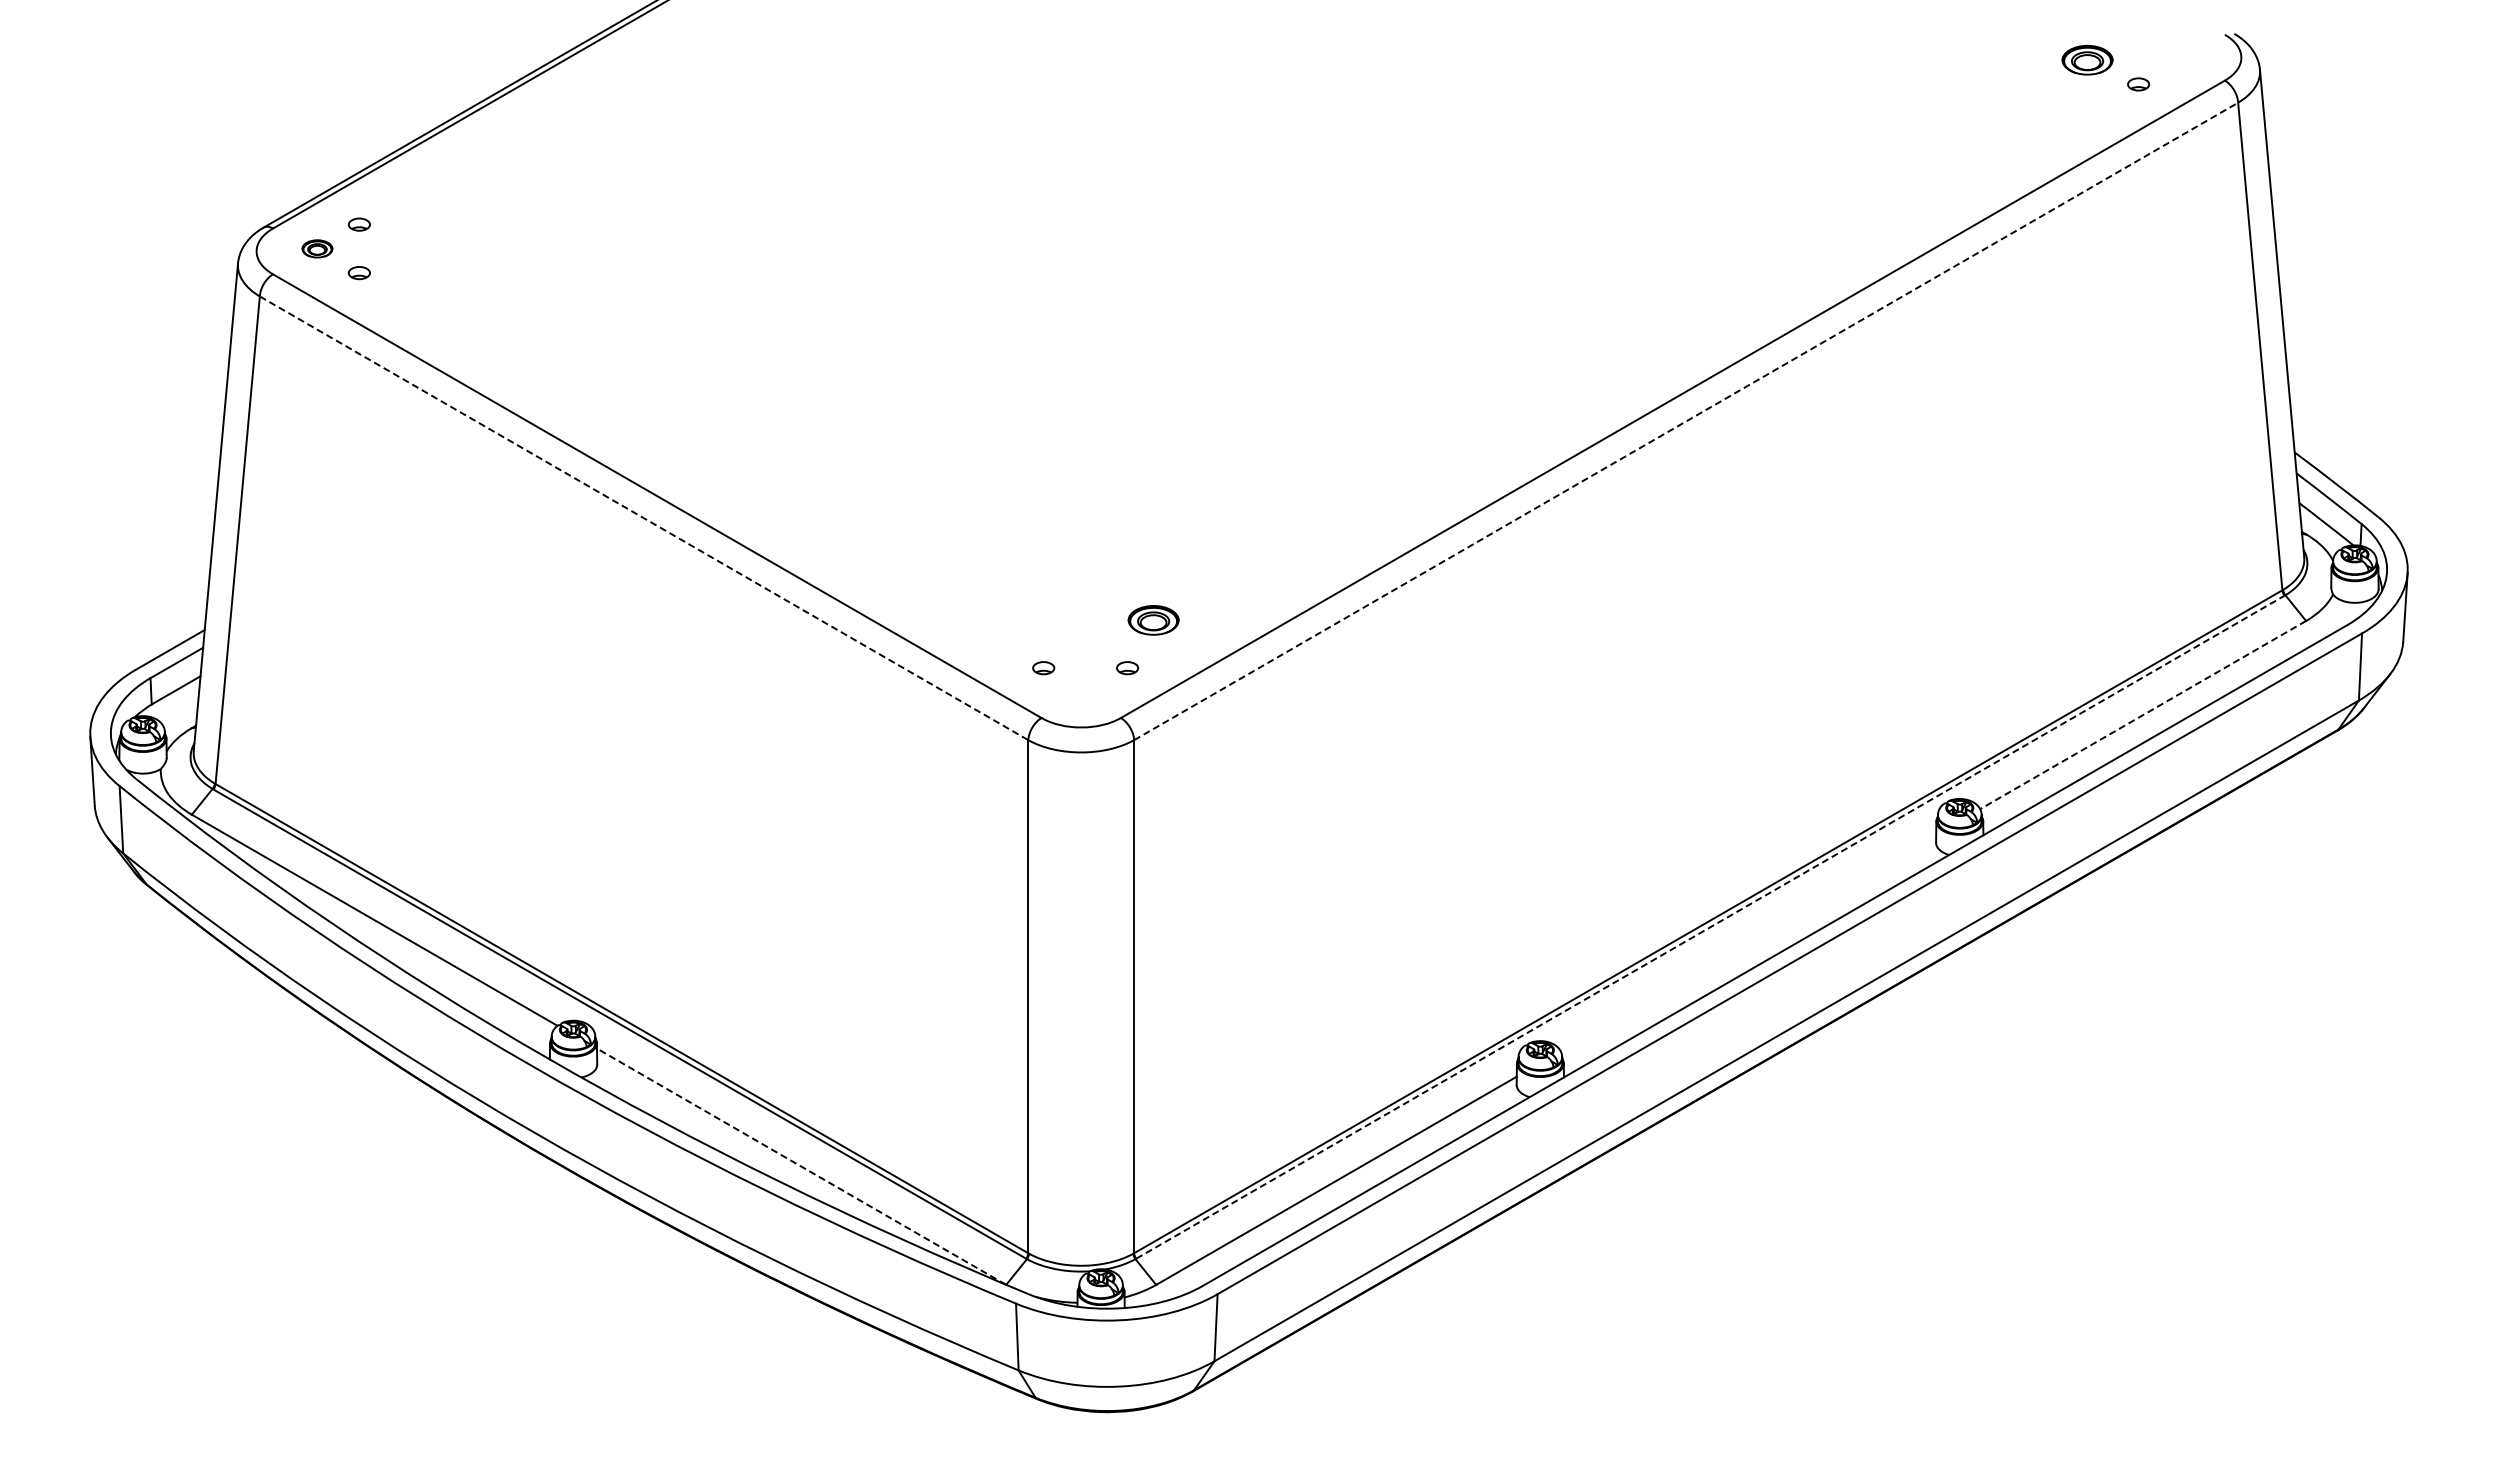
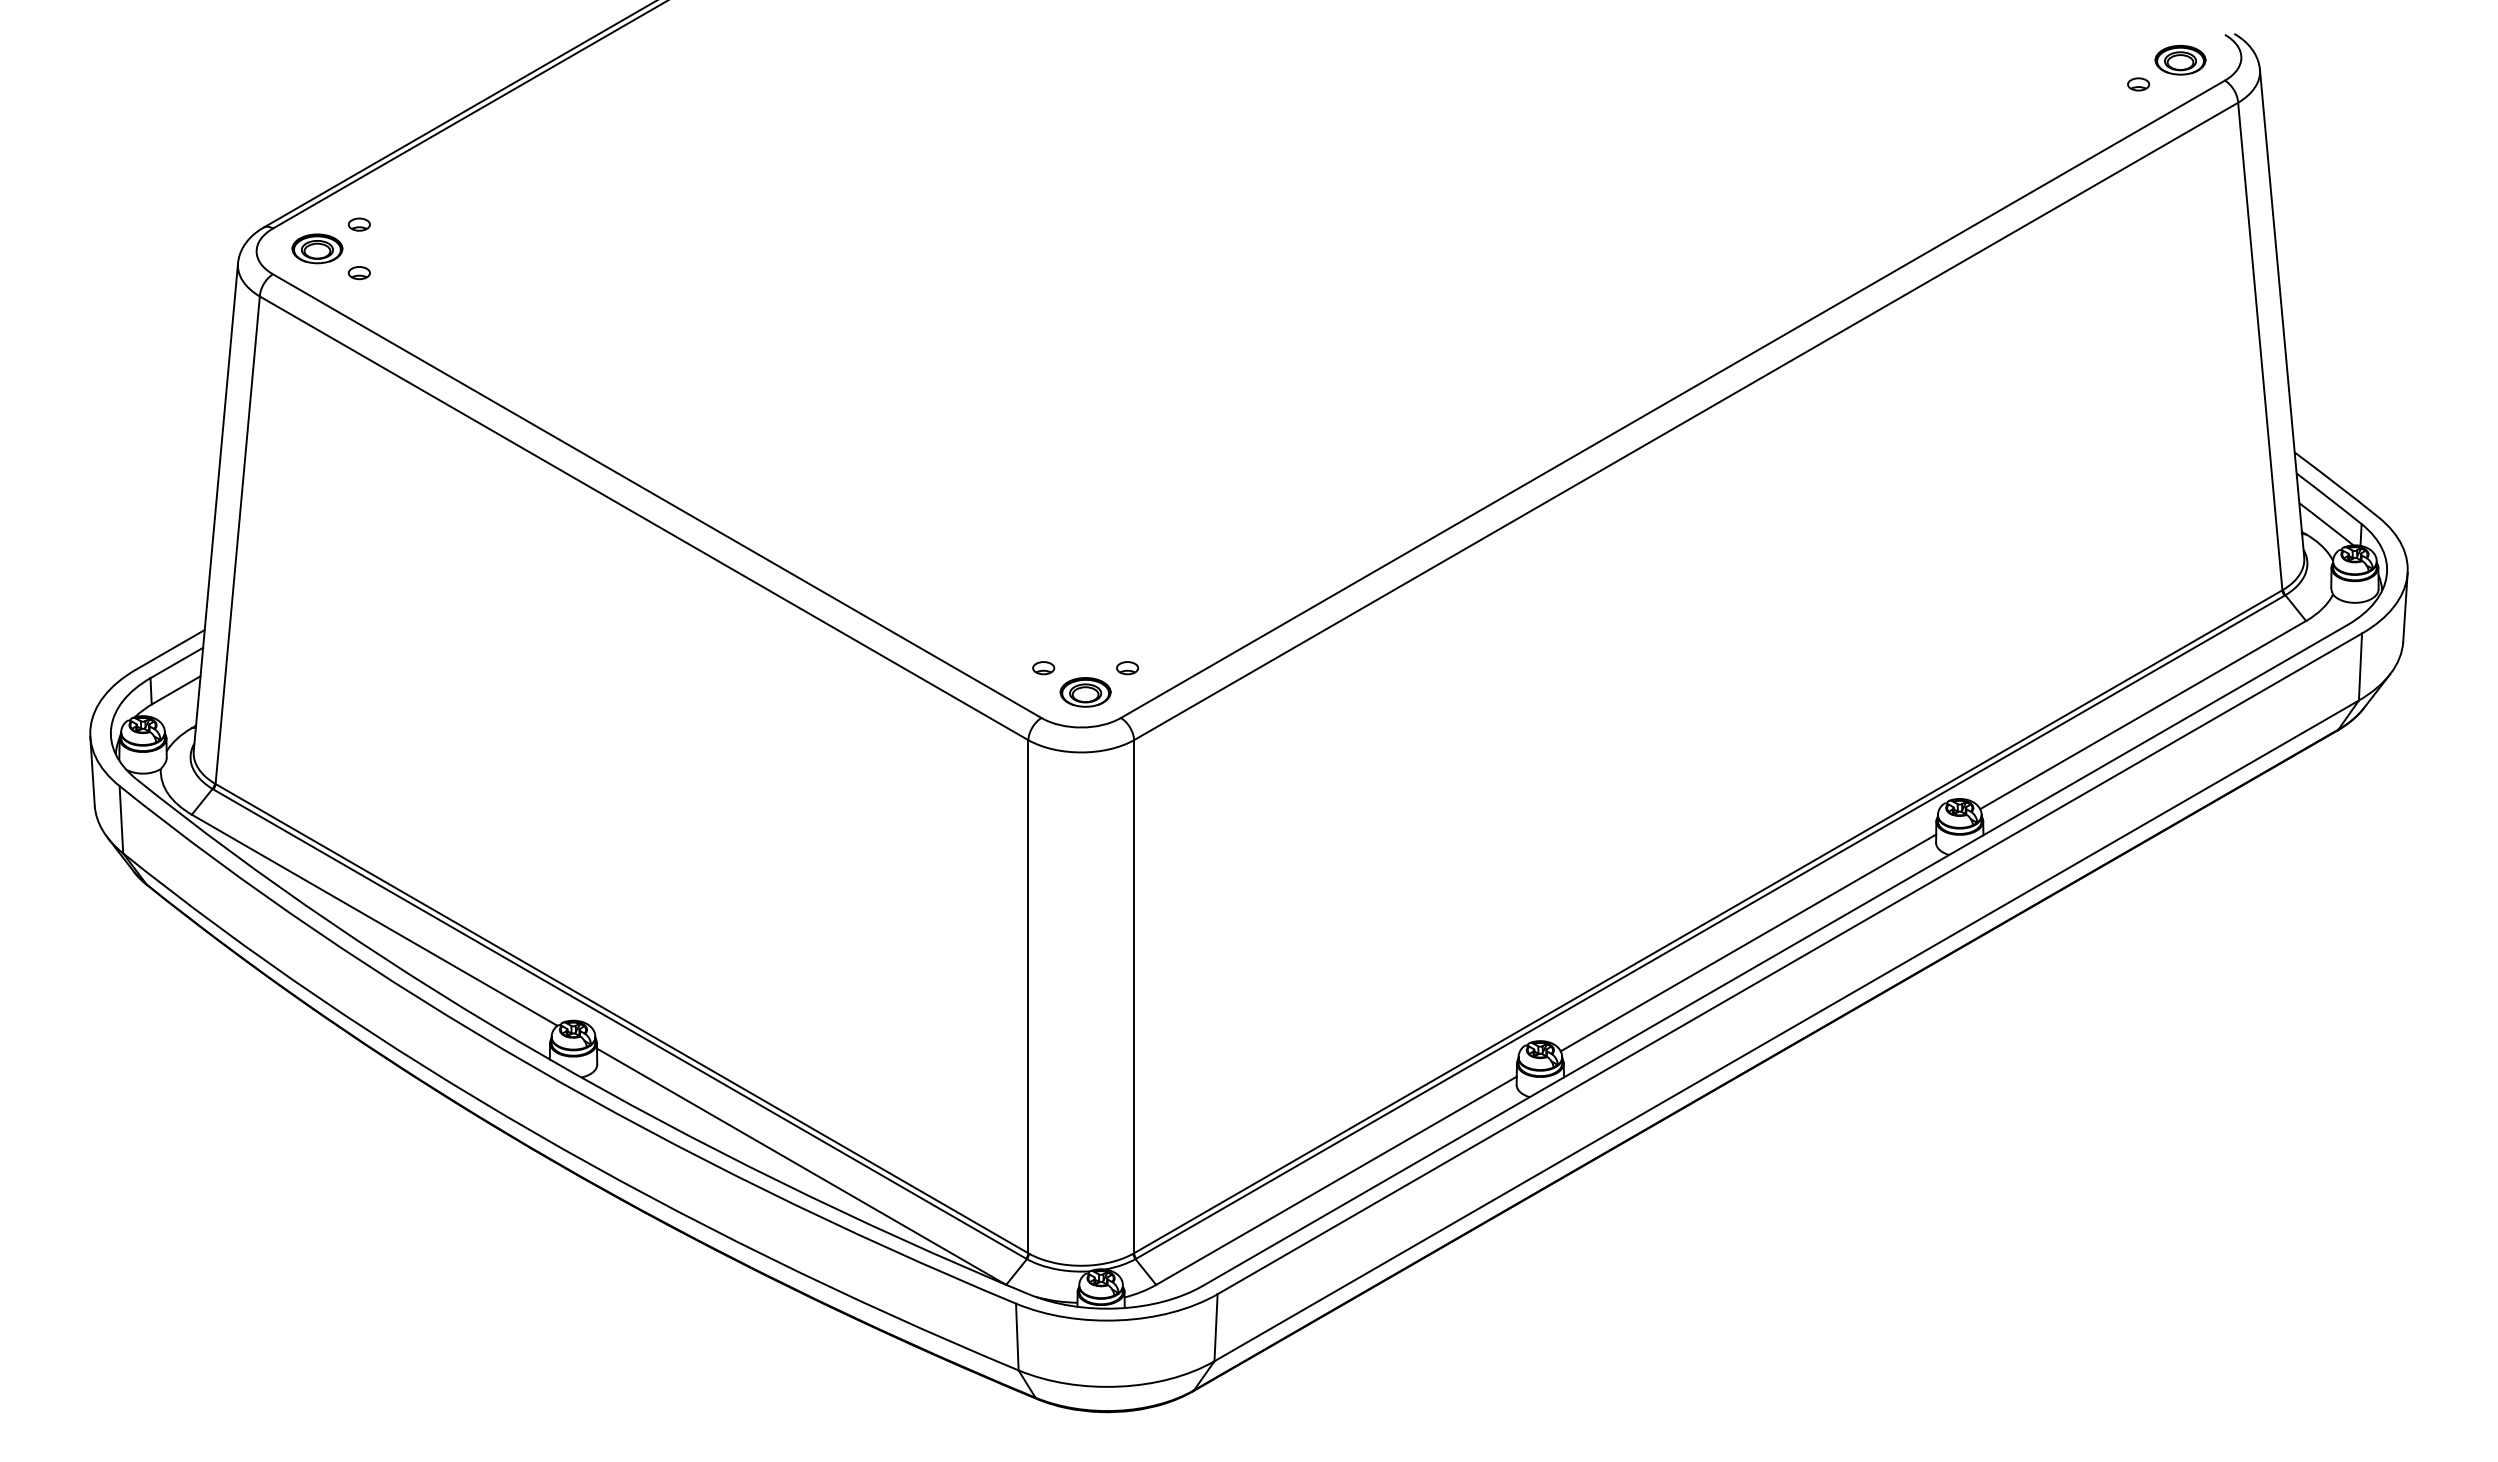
part position: (2087, 59) -> (2180, 59) (2180, 59)
part size: 33x20 px -> 53x32 px (317, 248)
line: dashed -> solid (1686, 421)
line: dashed -> solid (644, 518)
part position: (1153, 620) -> (1085, 692) (1085, 692)
line: dashed -> solid (2142, 715)
line: dashed -> solid (1710, 927)
line: none -> present (1748, 942)
line: dashed -> solid (801, 1166)
